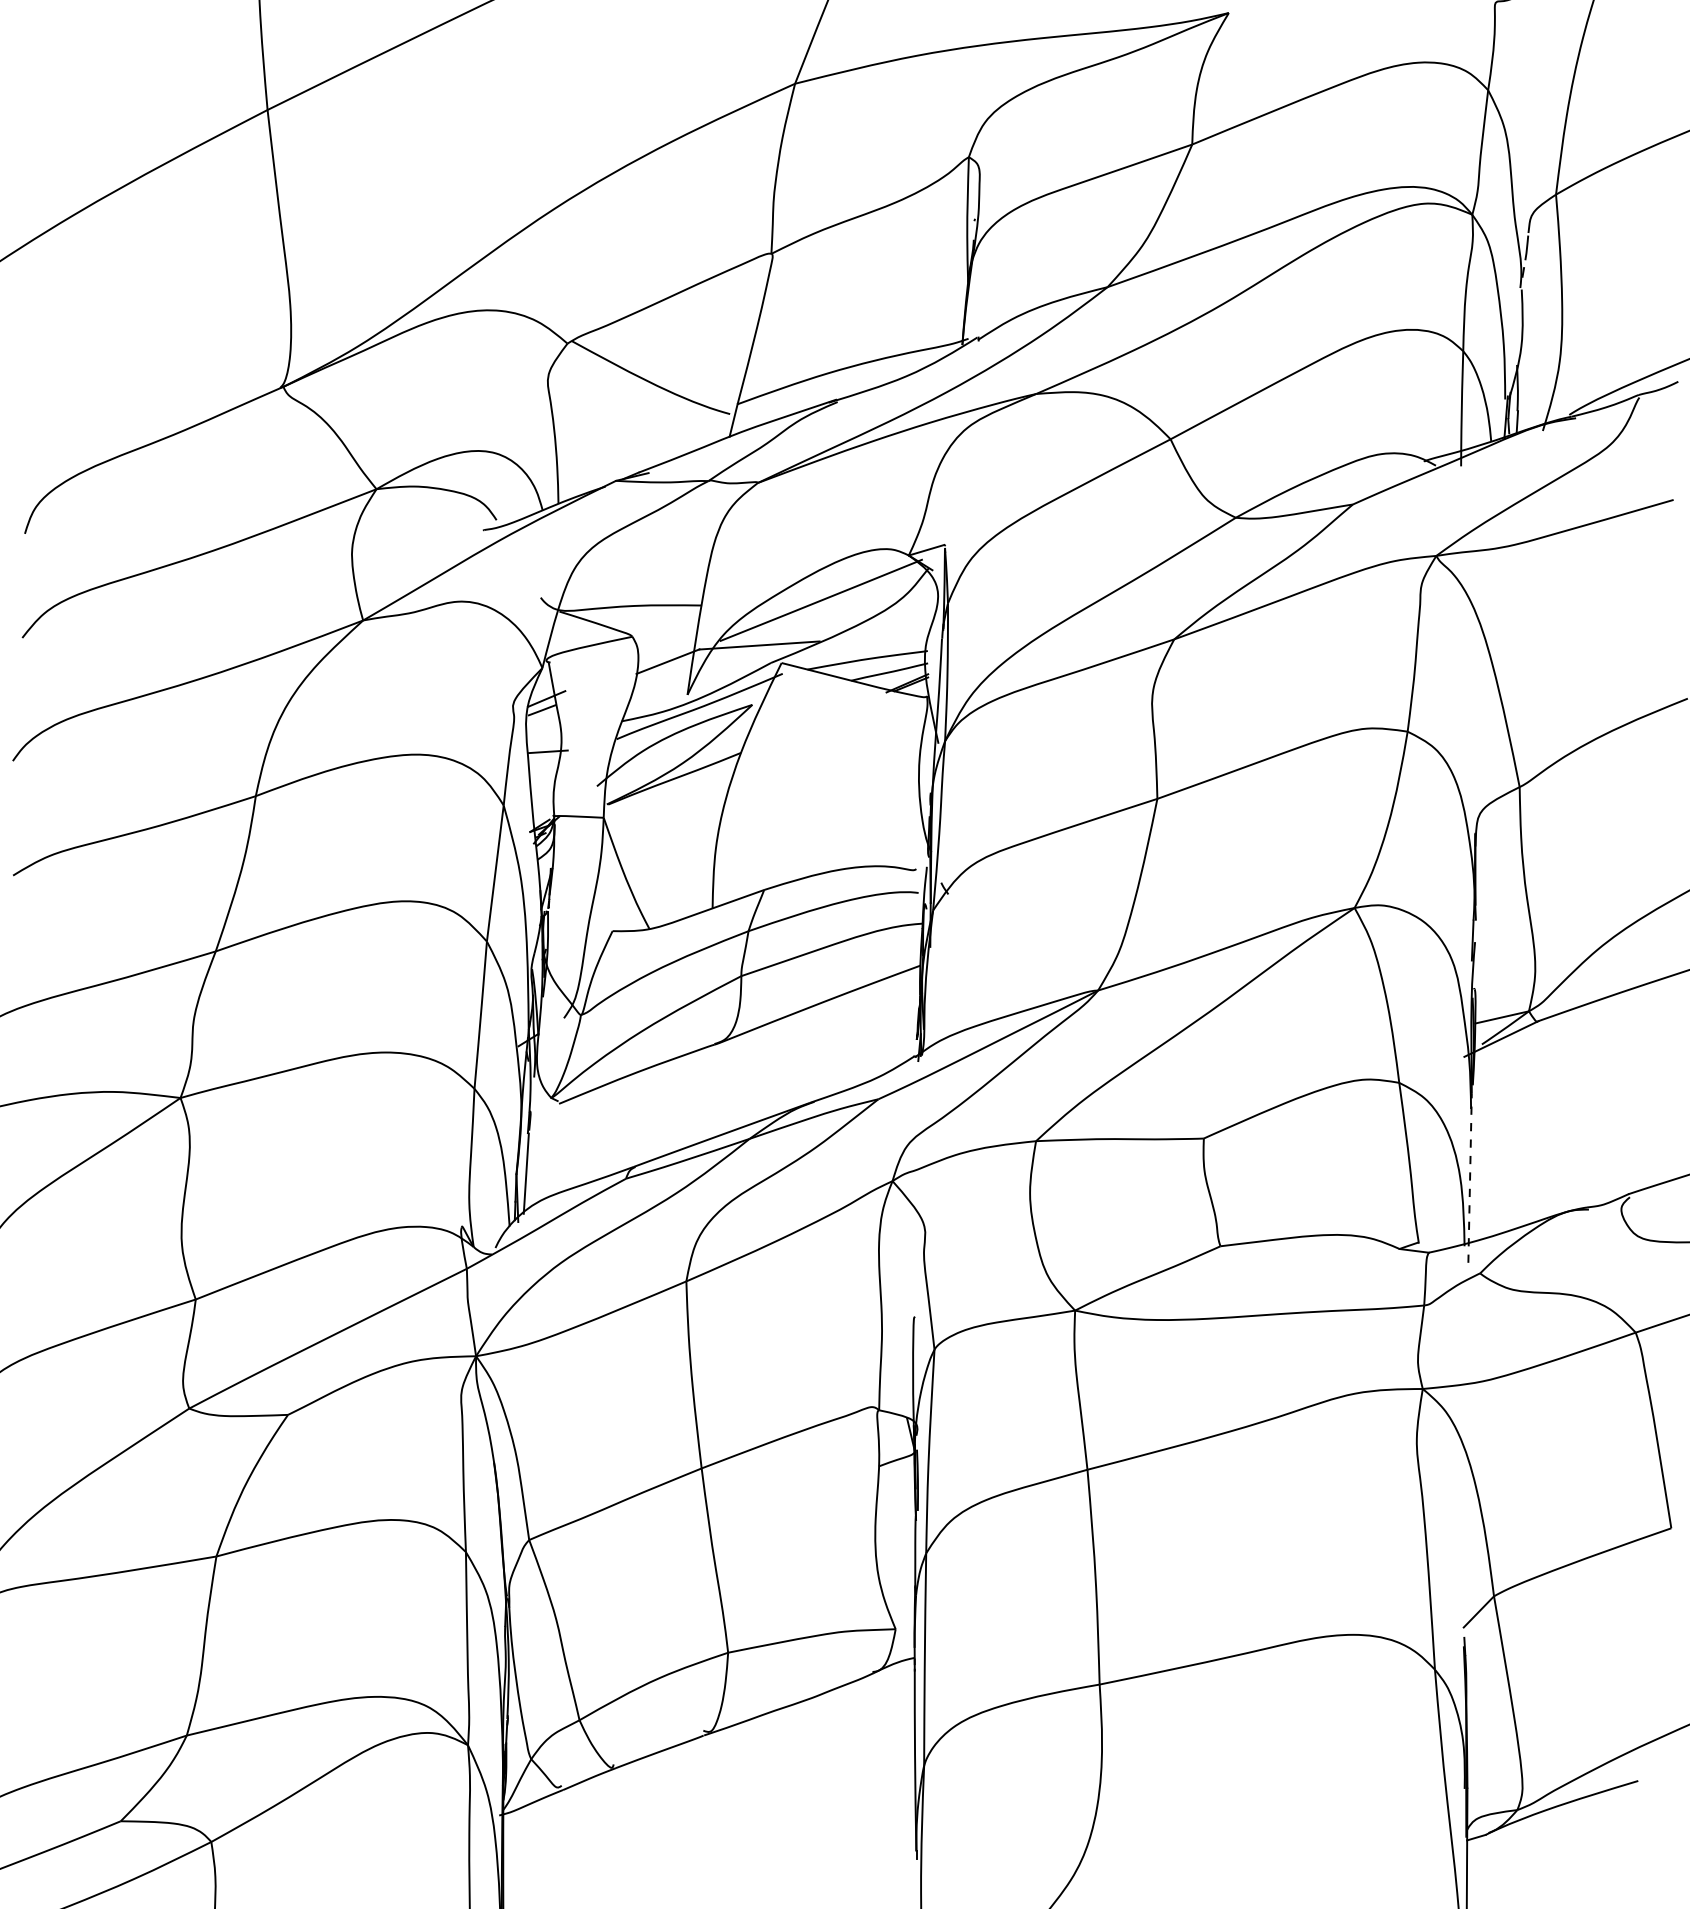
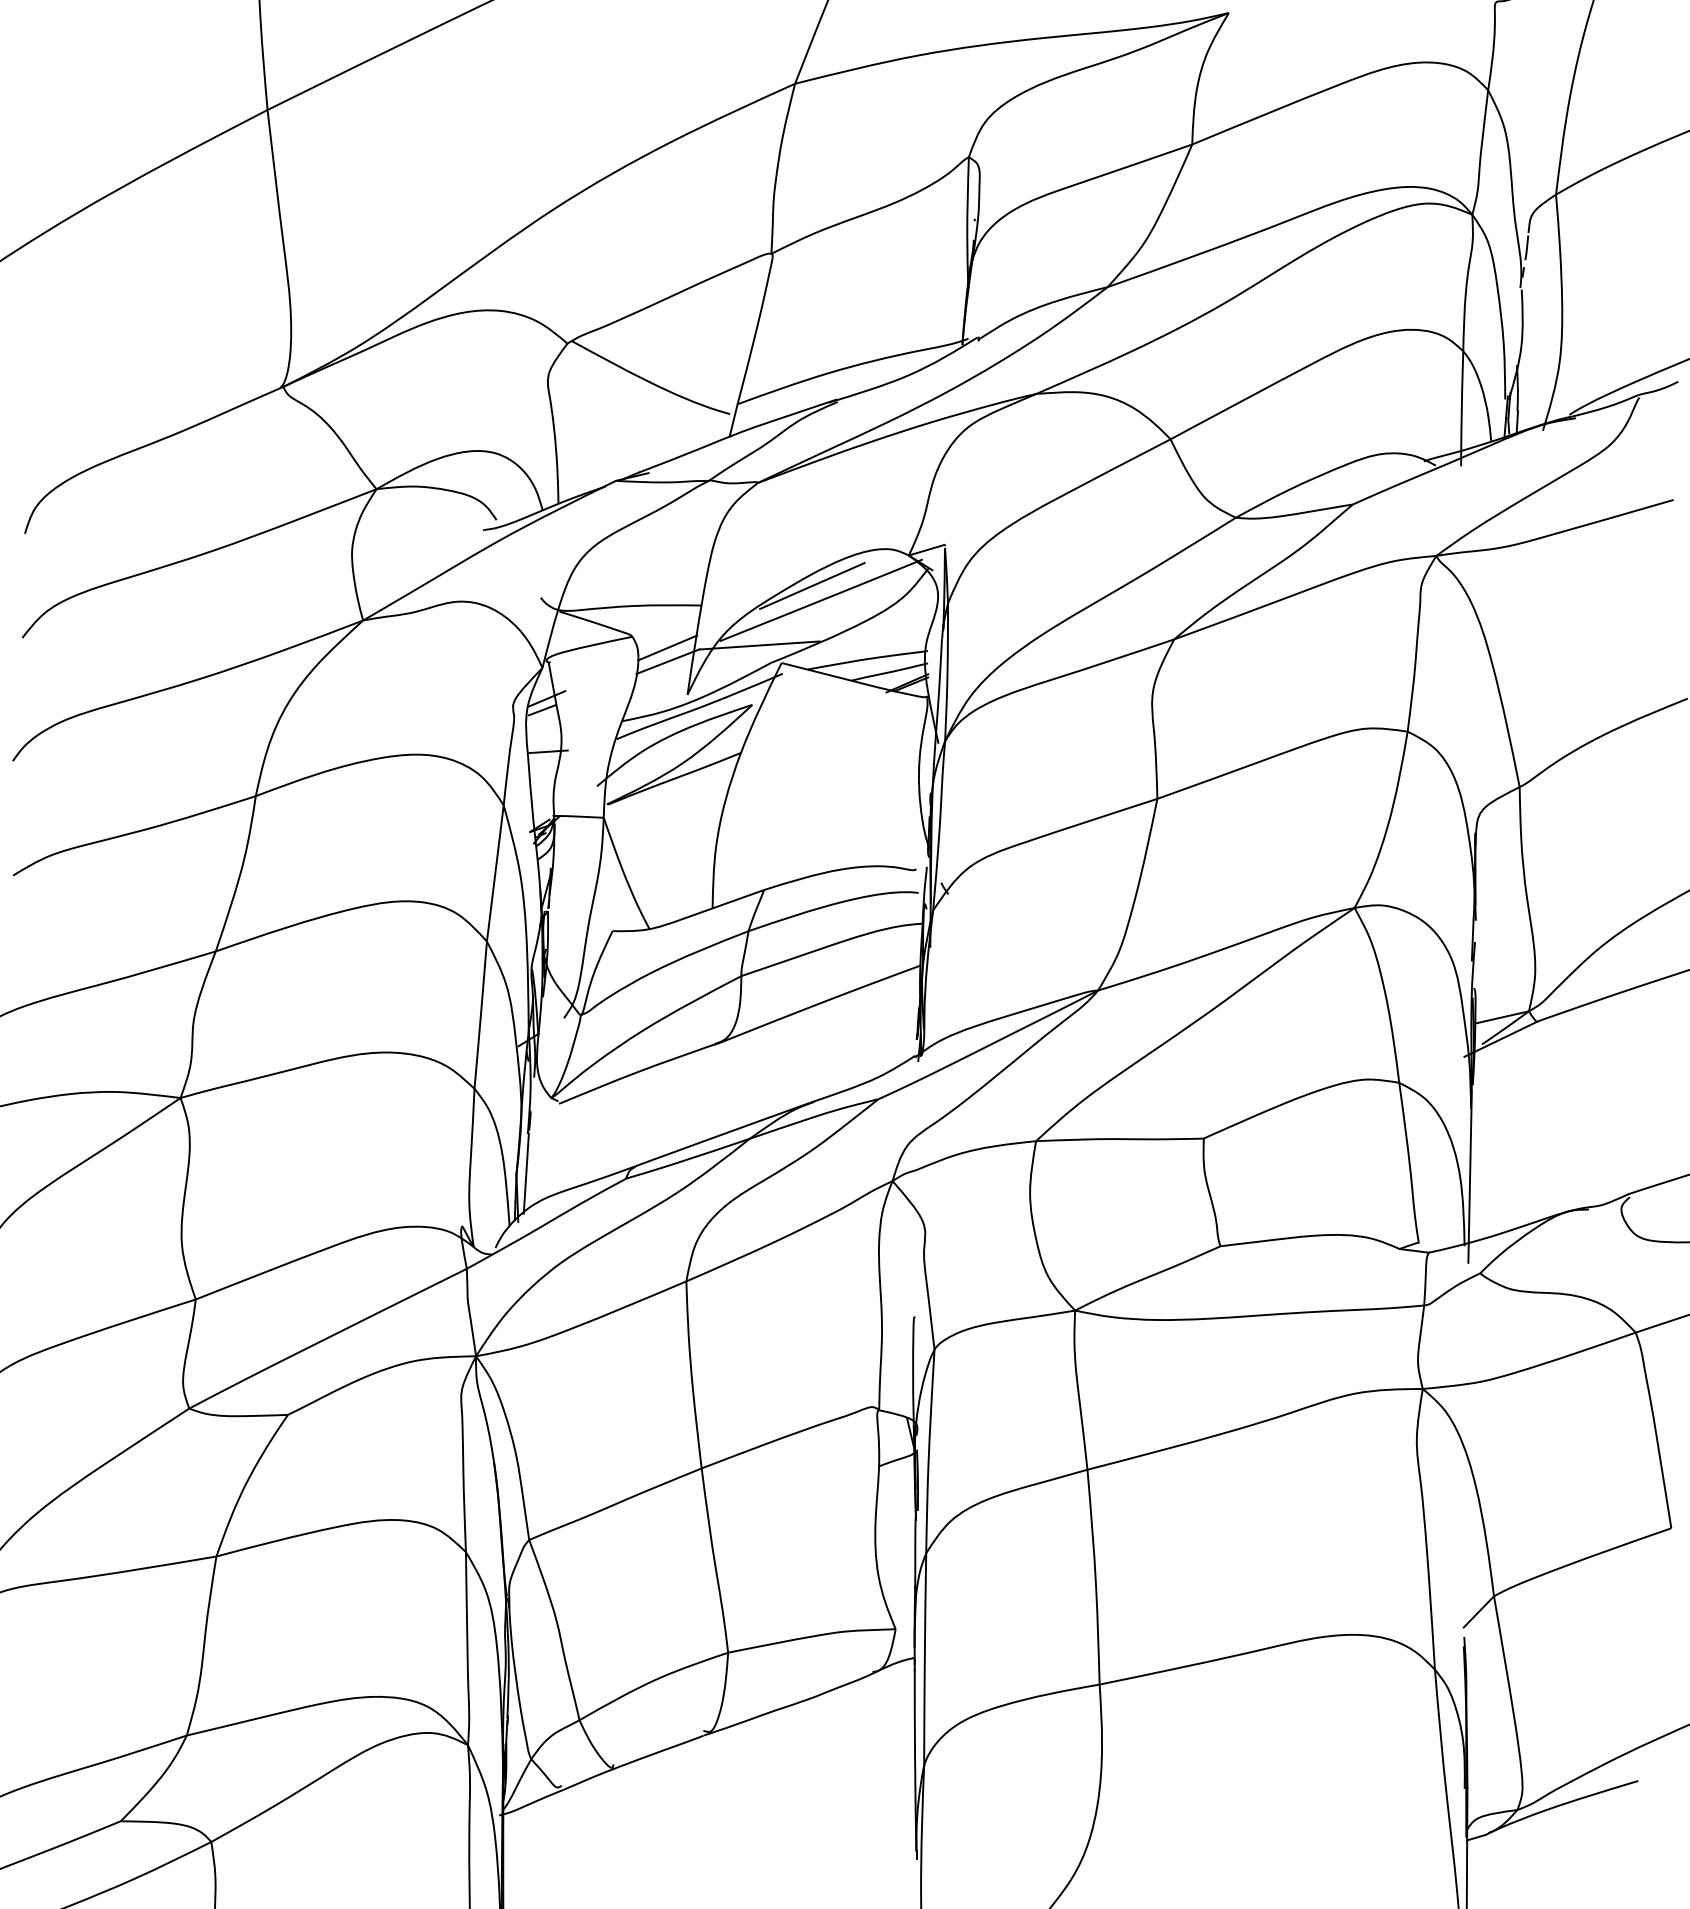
line: none -> present (812, 585)
line: none -> present (667, 647)
line: dashed -> solid (1470, 1177)
